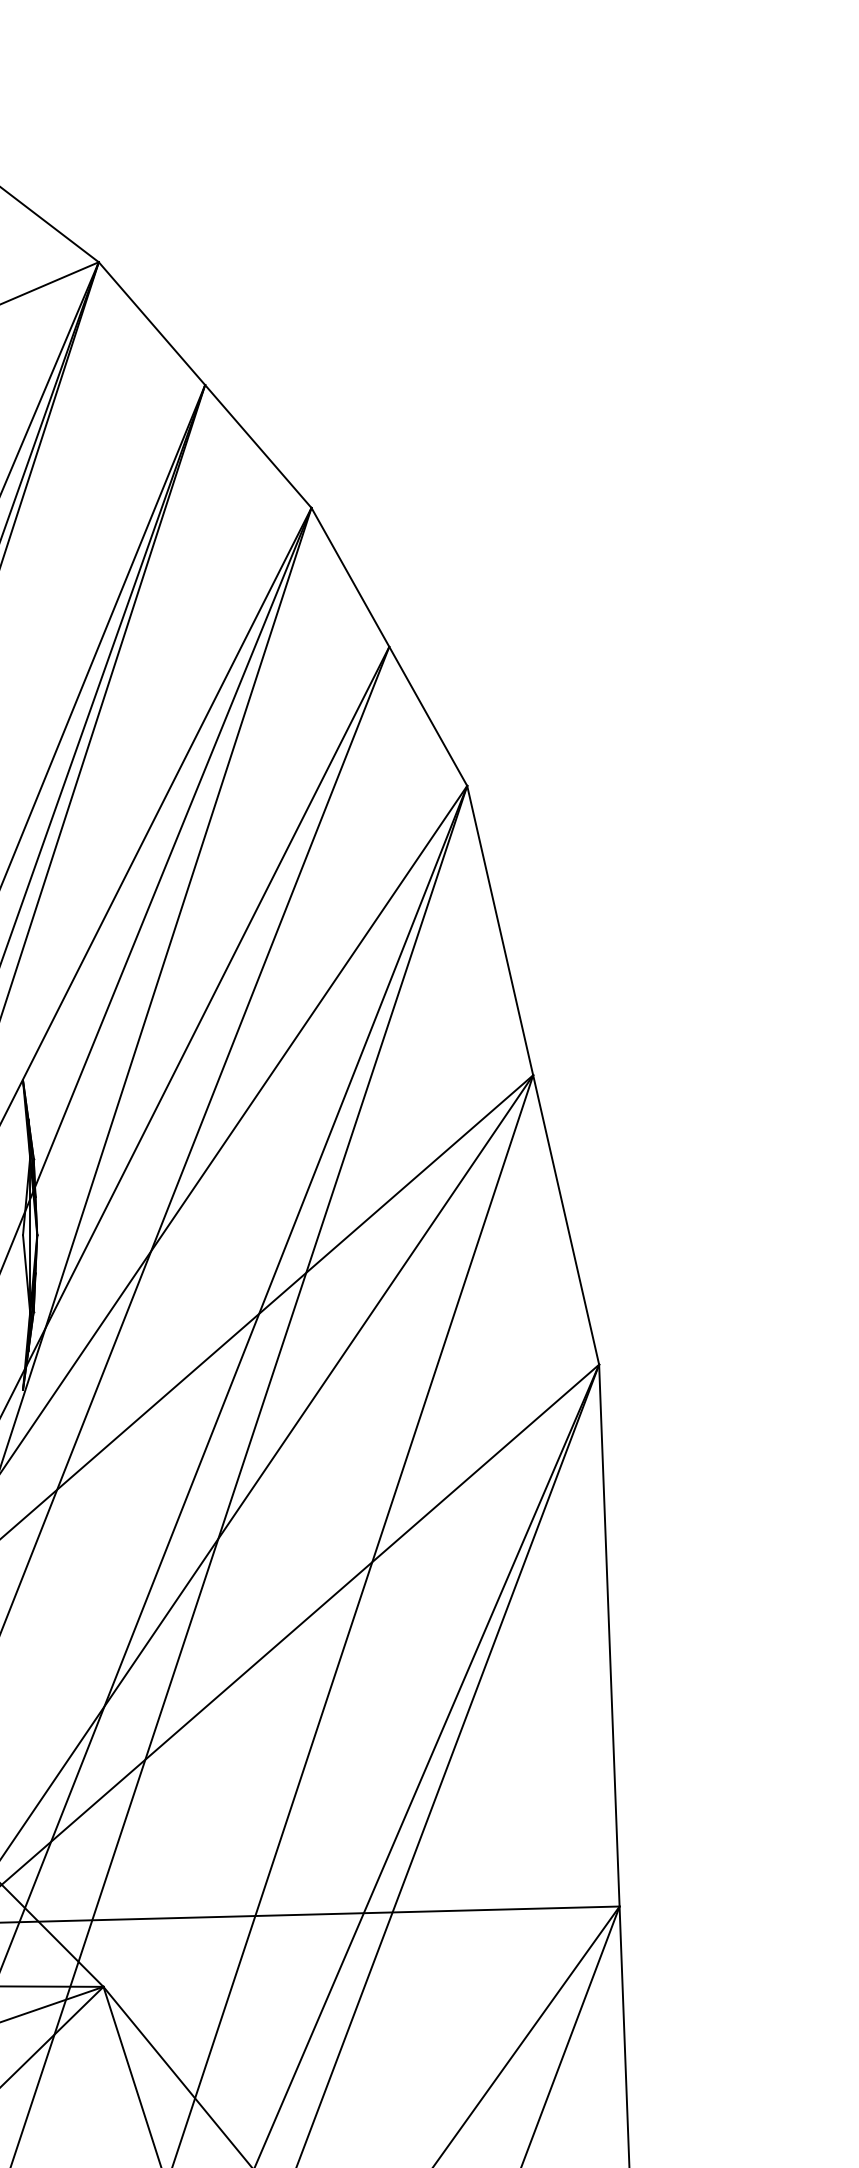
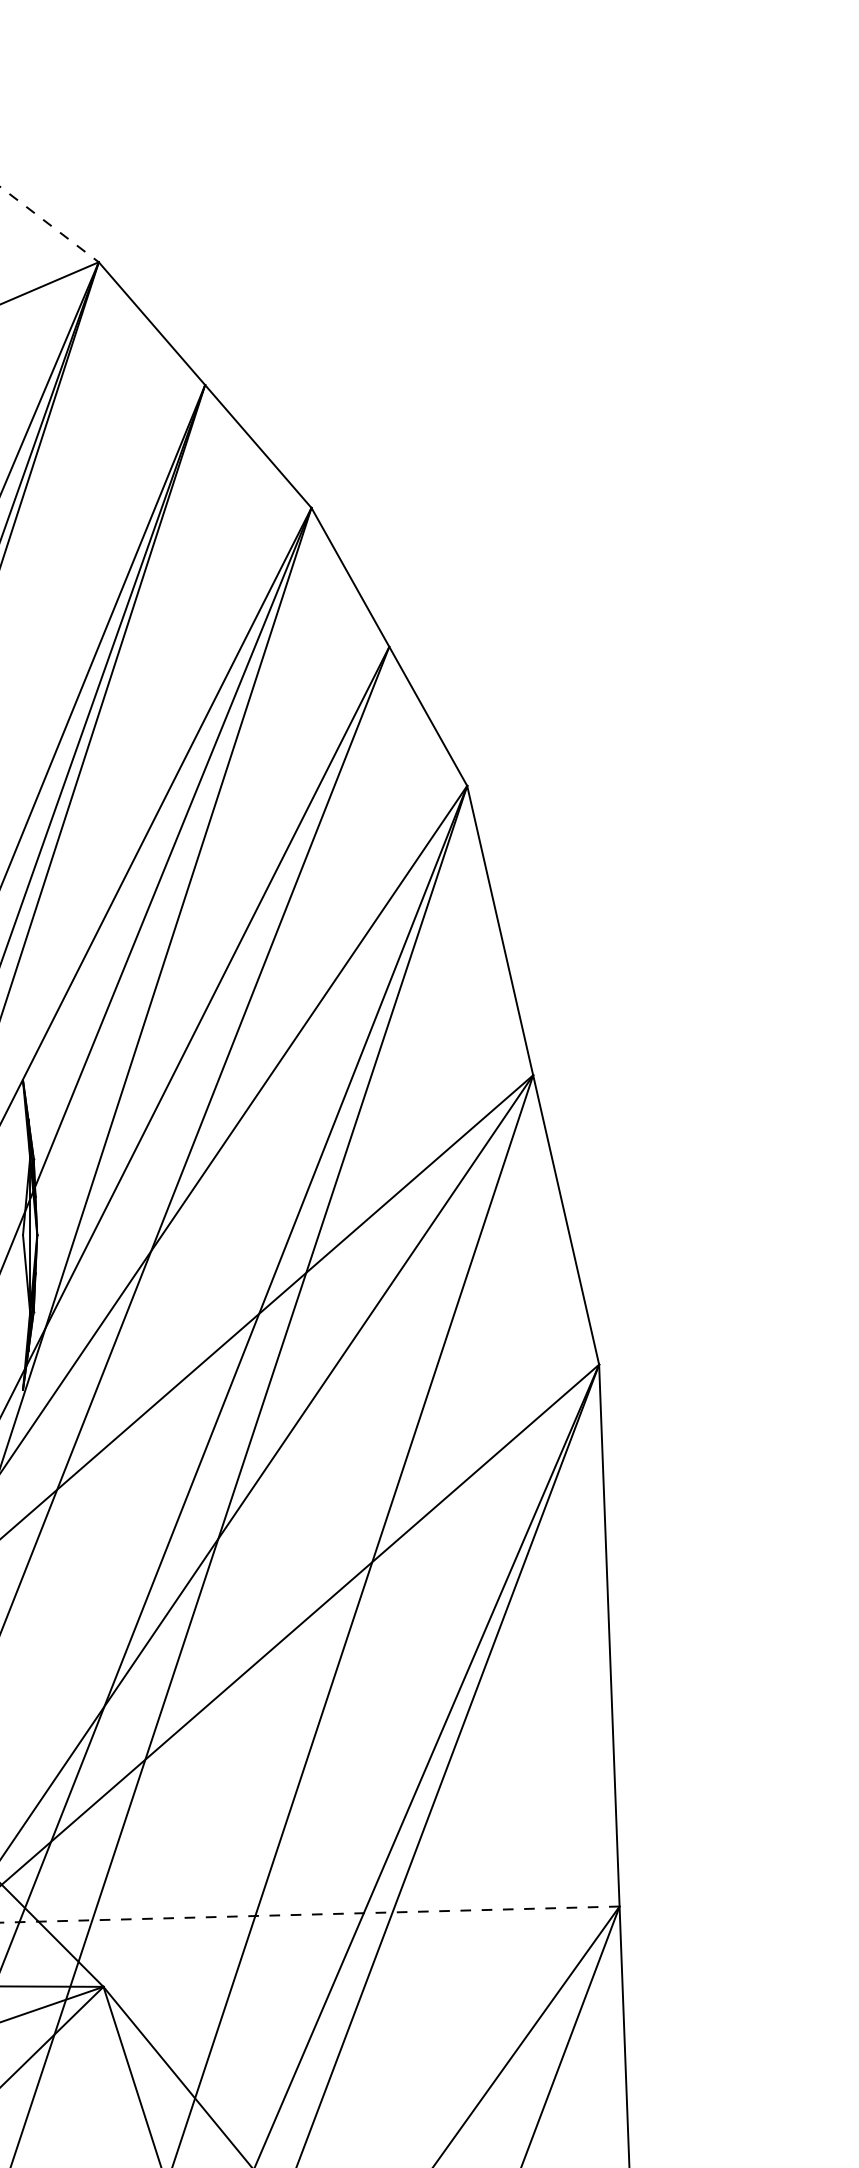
line: solid -> dashed (49, 224)
line: solid -> dashed (309, 1914)
